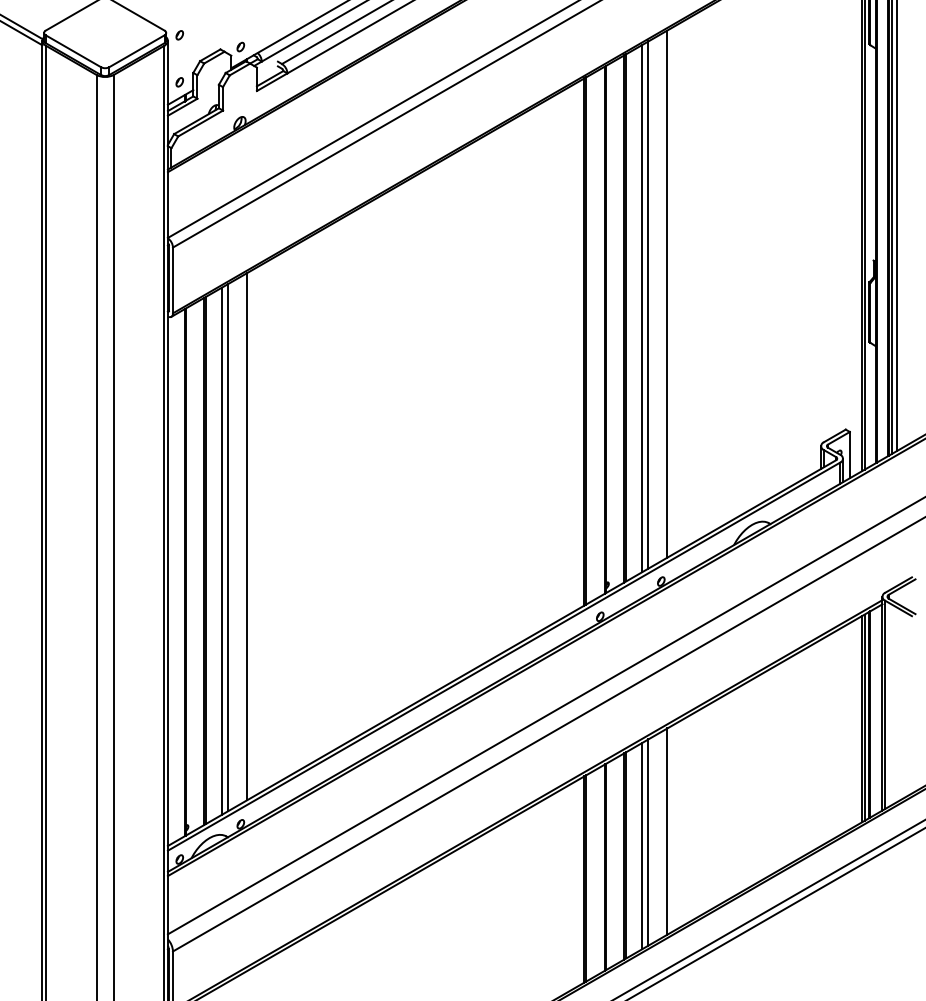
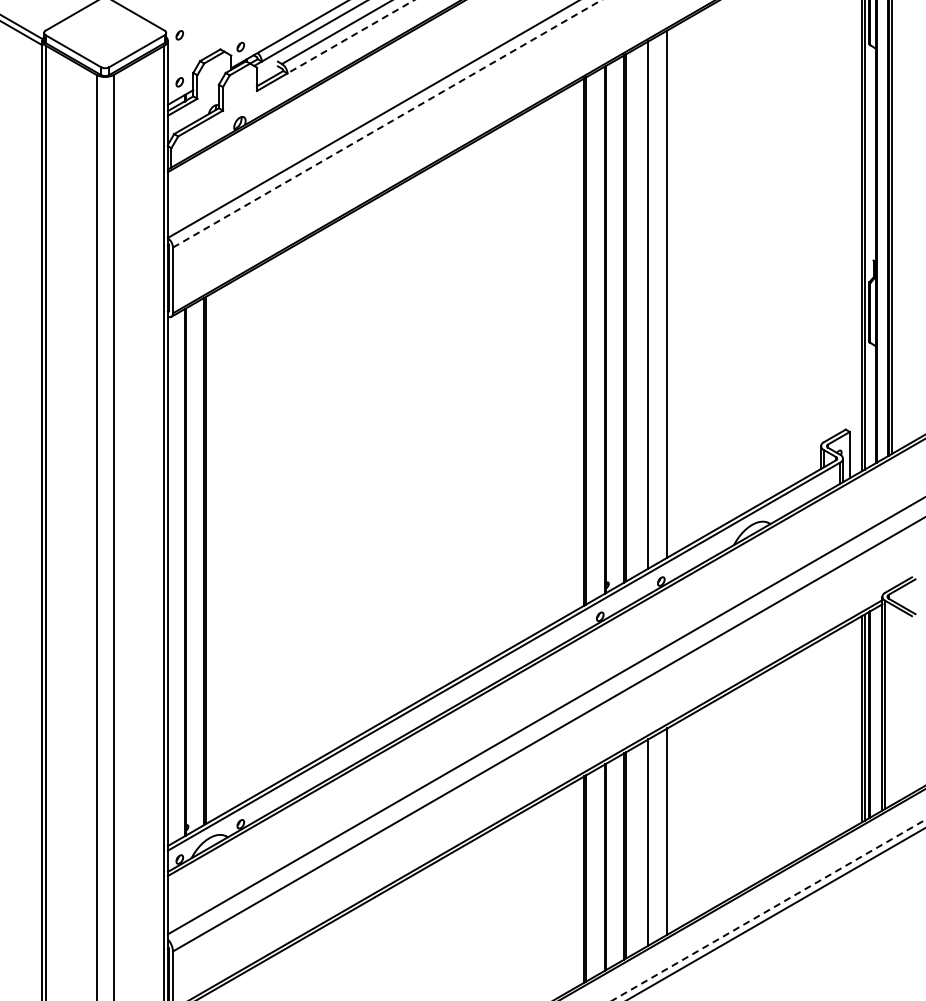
line: solid -> dashed (350, 36)
line: solid -> dashed (387, 123)
line: present -> none (897, 226)
line: present -> none (642, 308)
line: present -> none (246, 536)
line: present -> none (227, 547)
line: present -> none (221, 550)
line: present -> none (642, 845)
line: solid -> dashed (769, 910)
